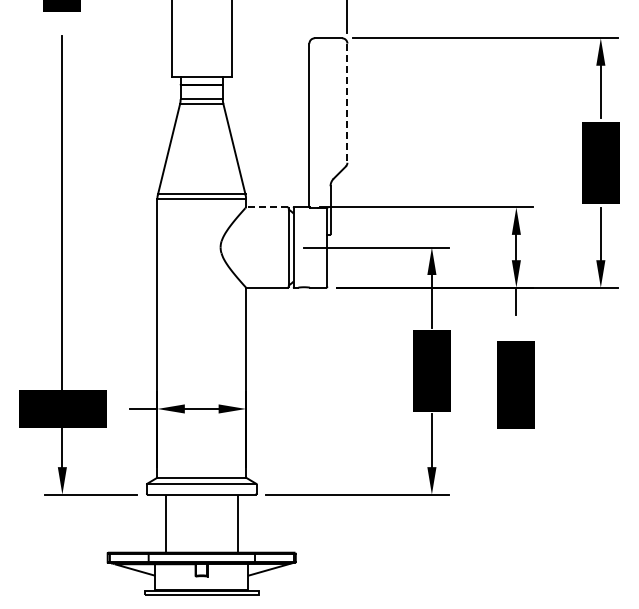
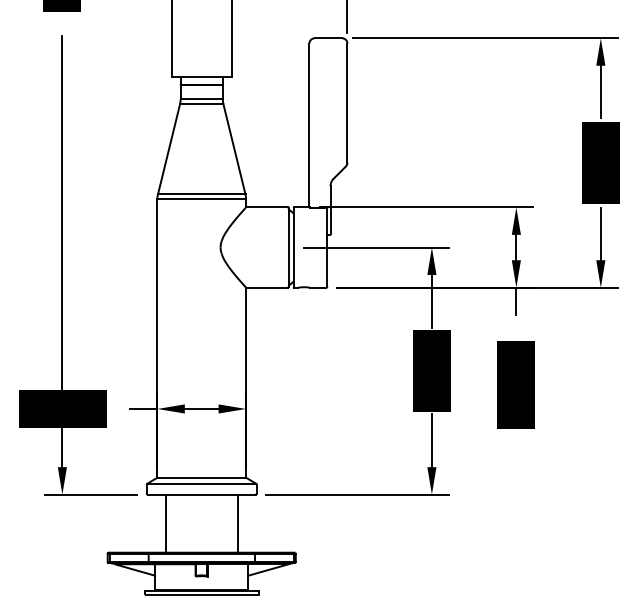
line: dashed -> solid (347, 103)
line: dashed -> solid (266, 207)
